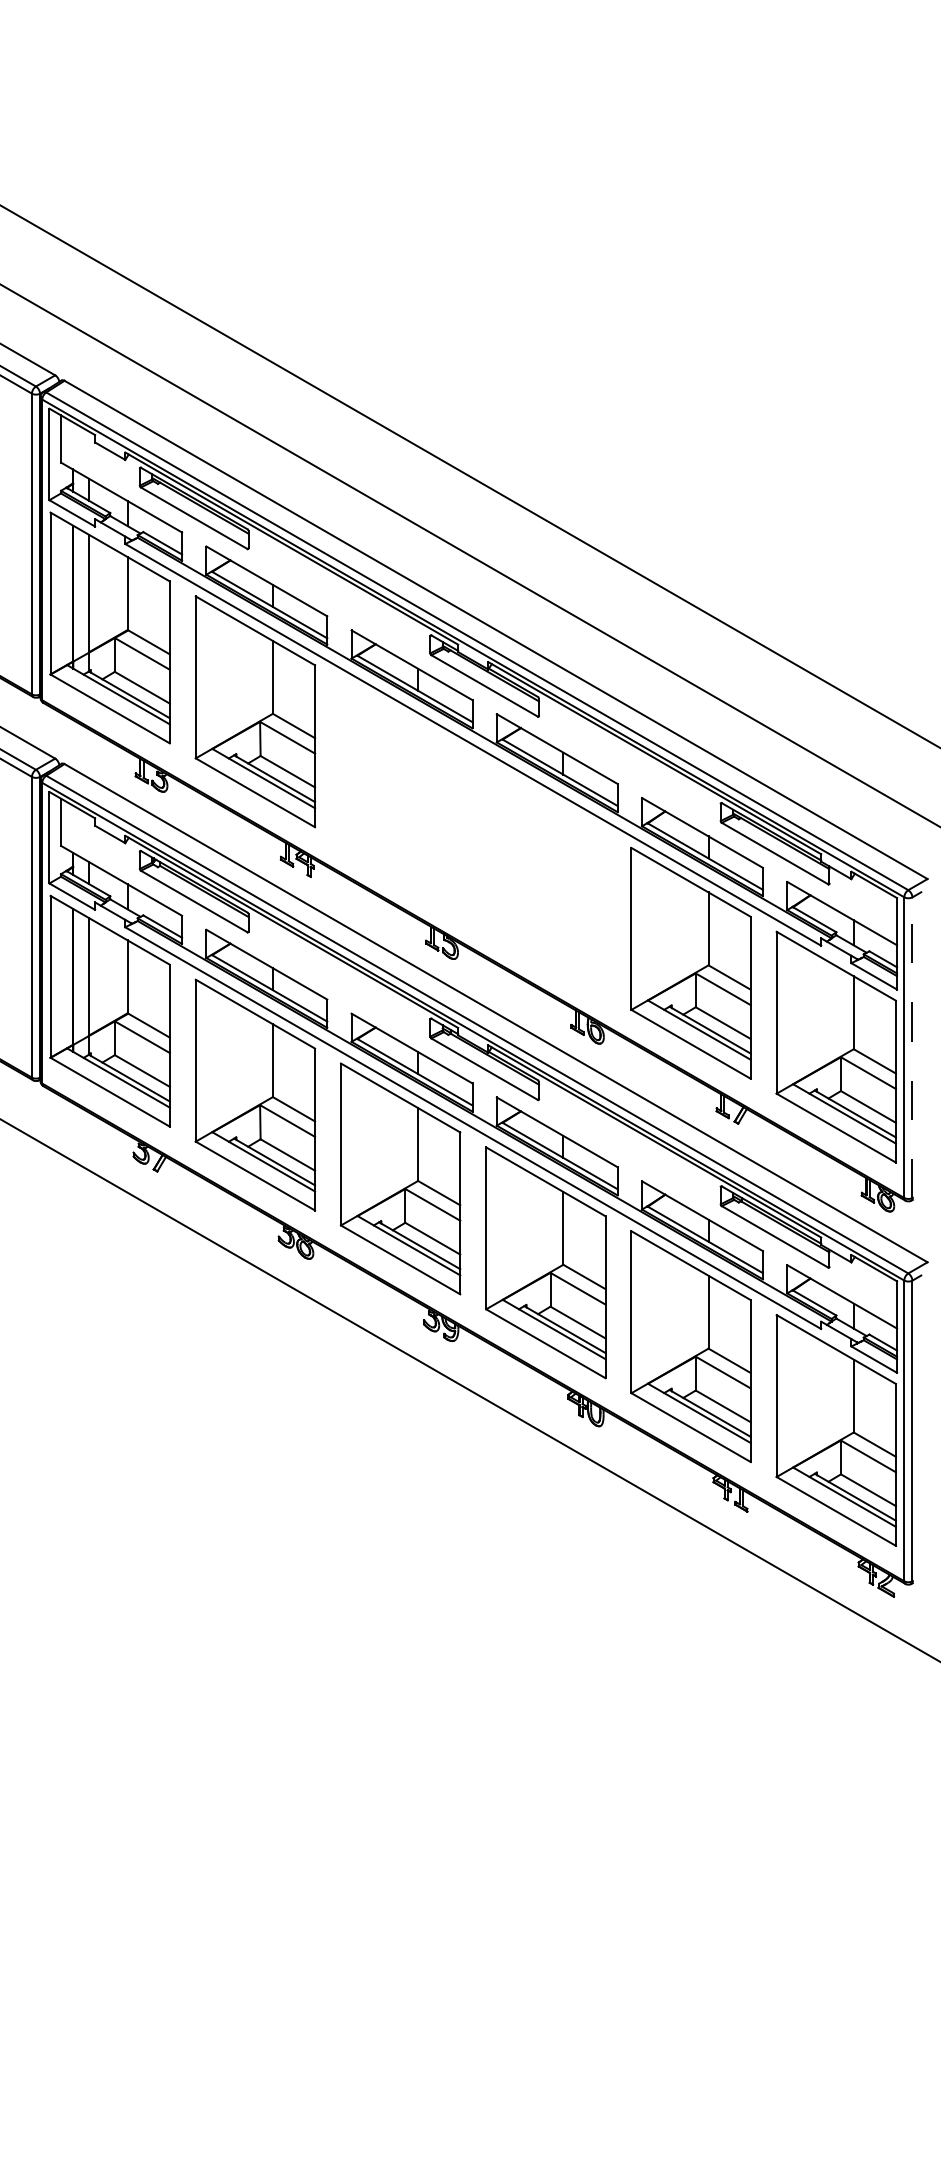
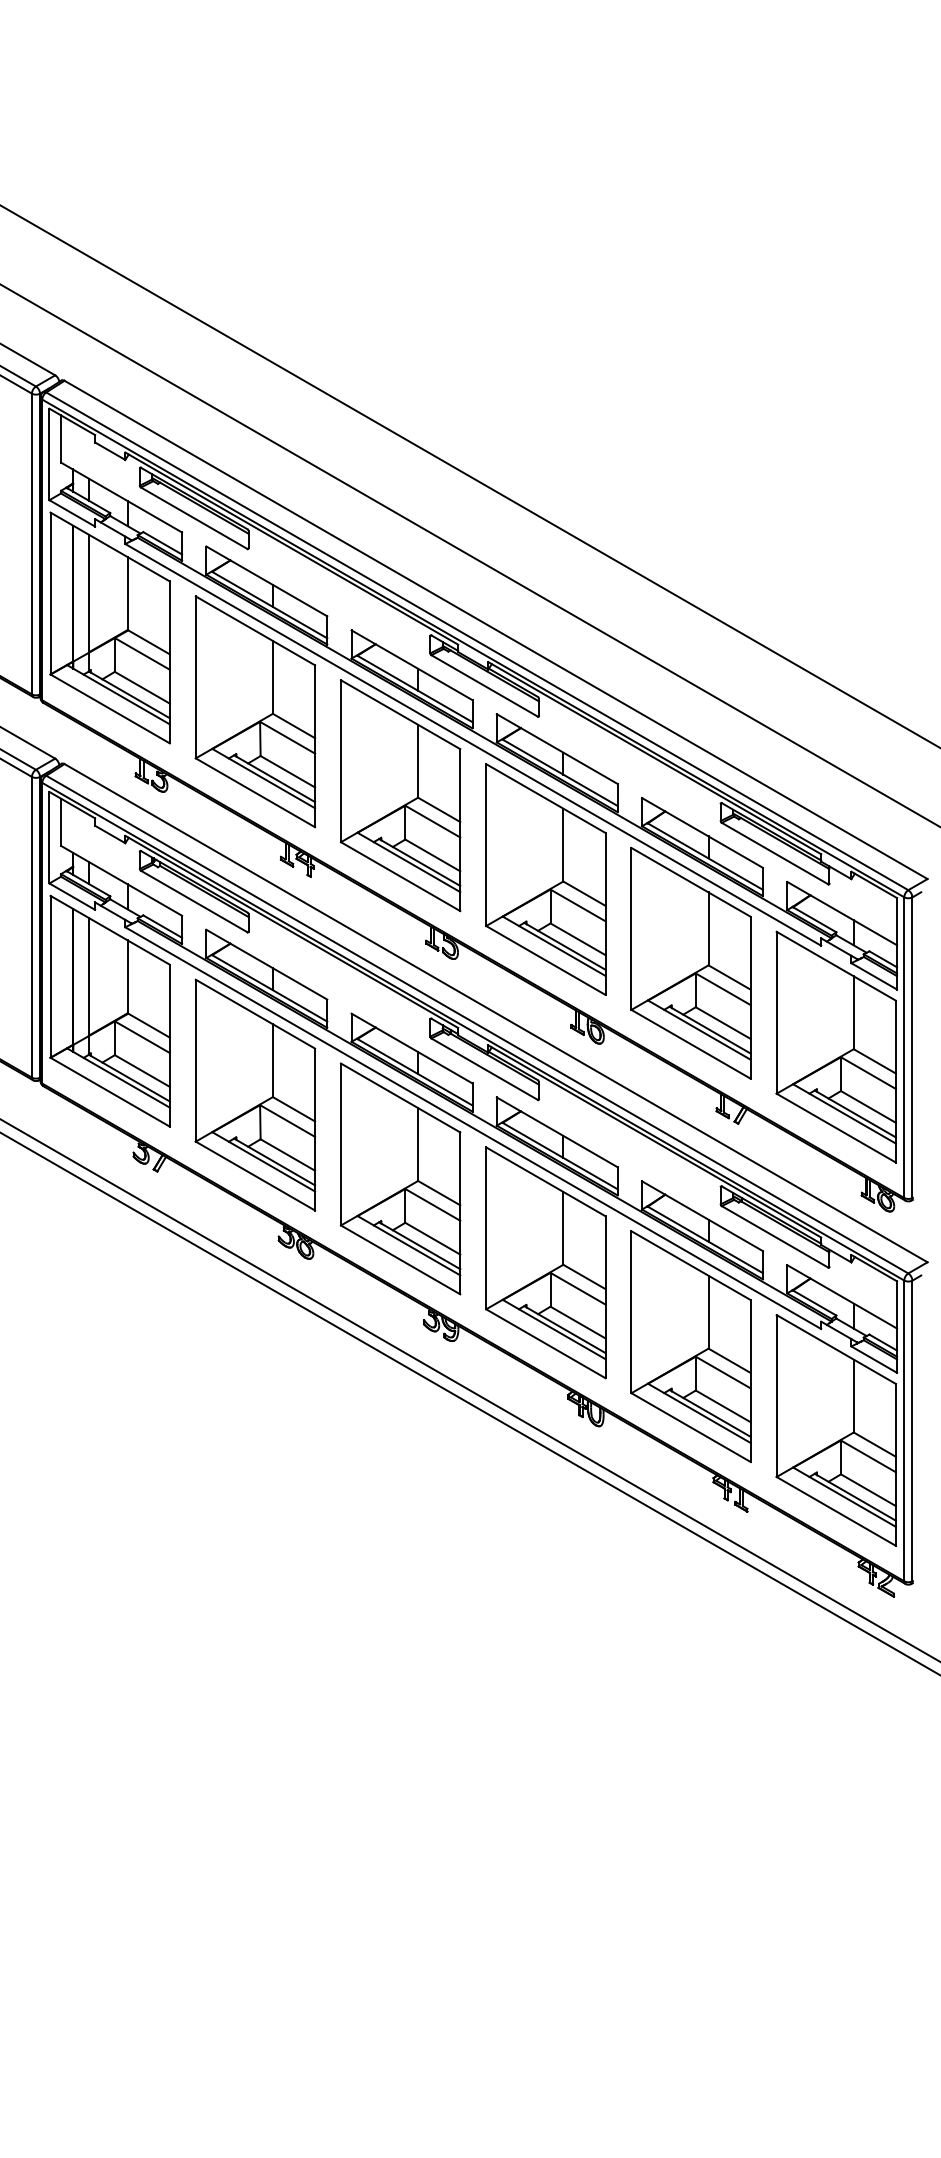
part: none -> present (400, 795)
part: none -> present (545, 879)
line: dashed -> solid (912, 1047)
line: none -> present (469, 1403)
